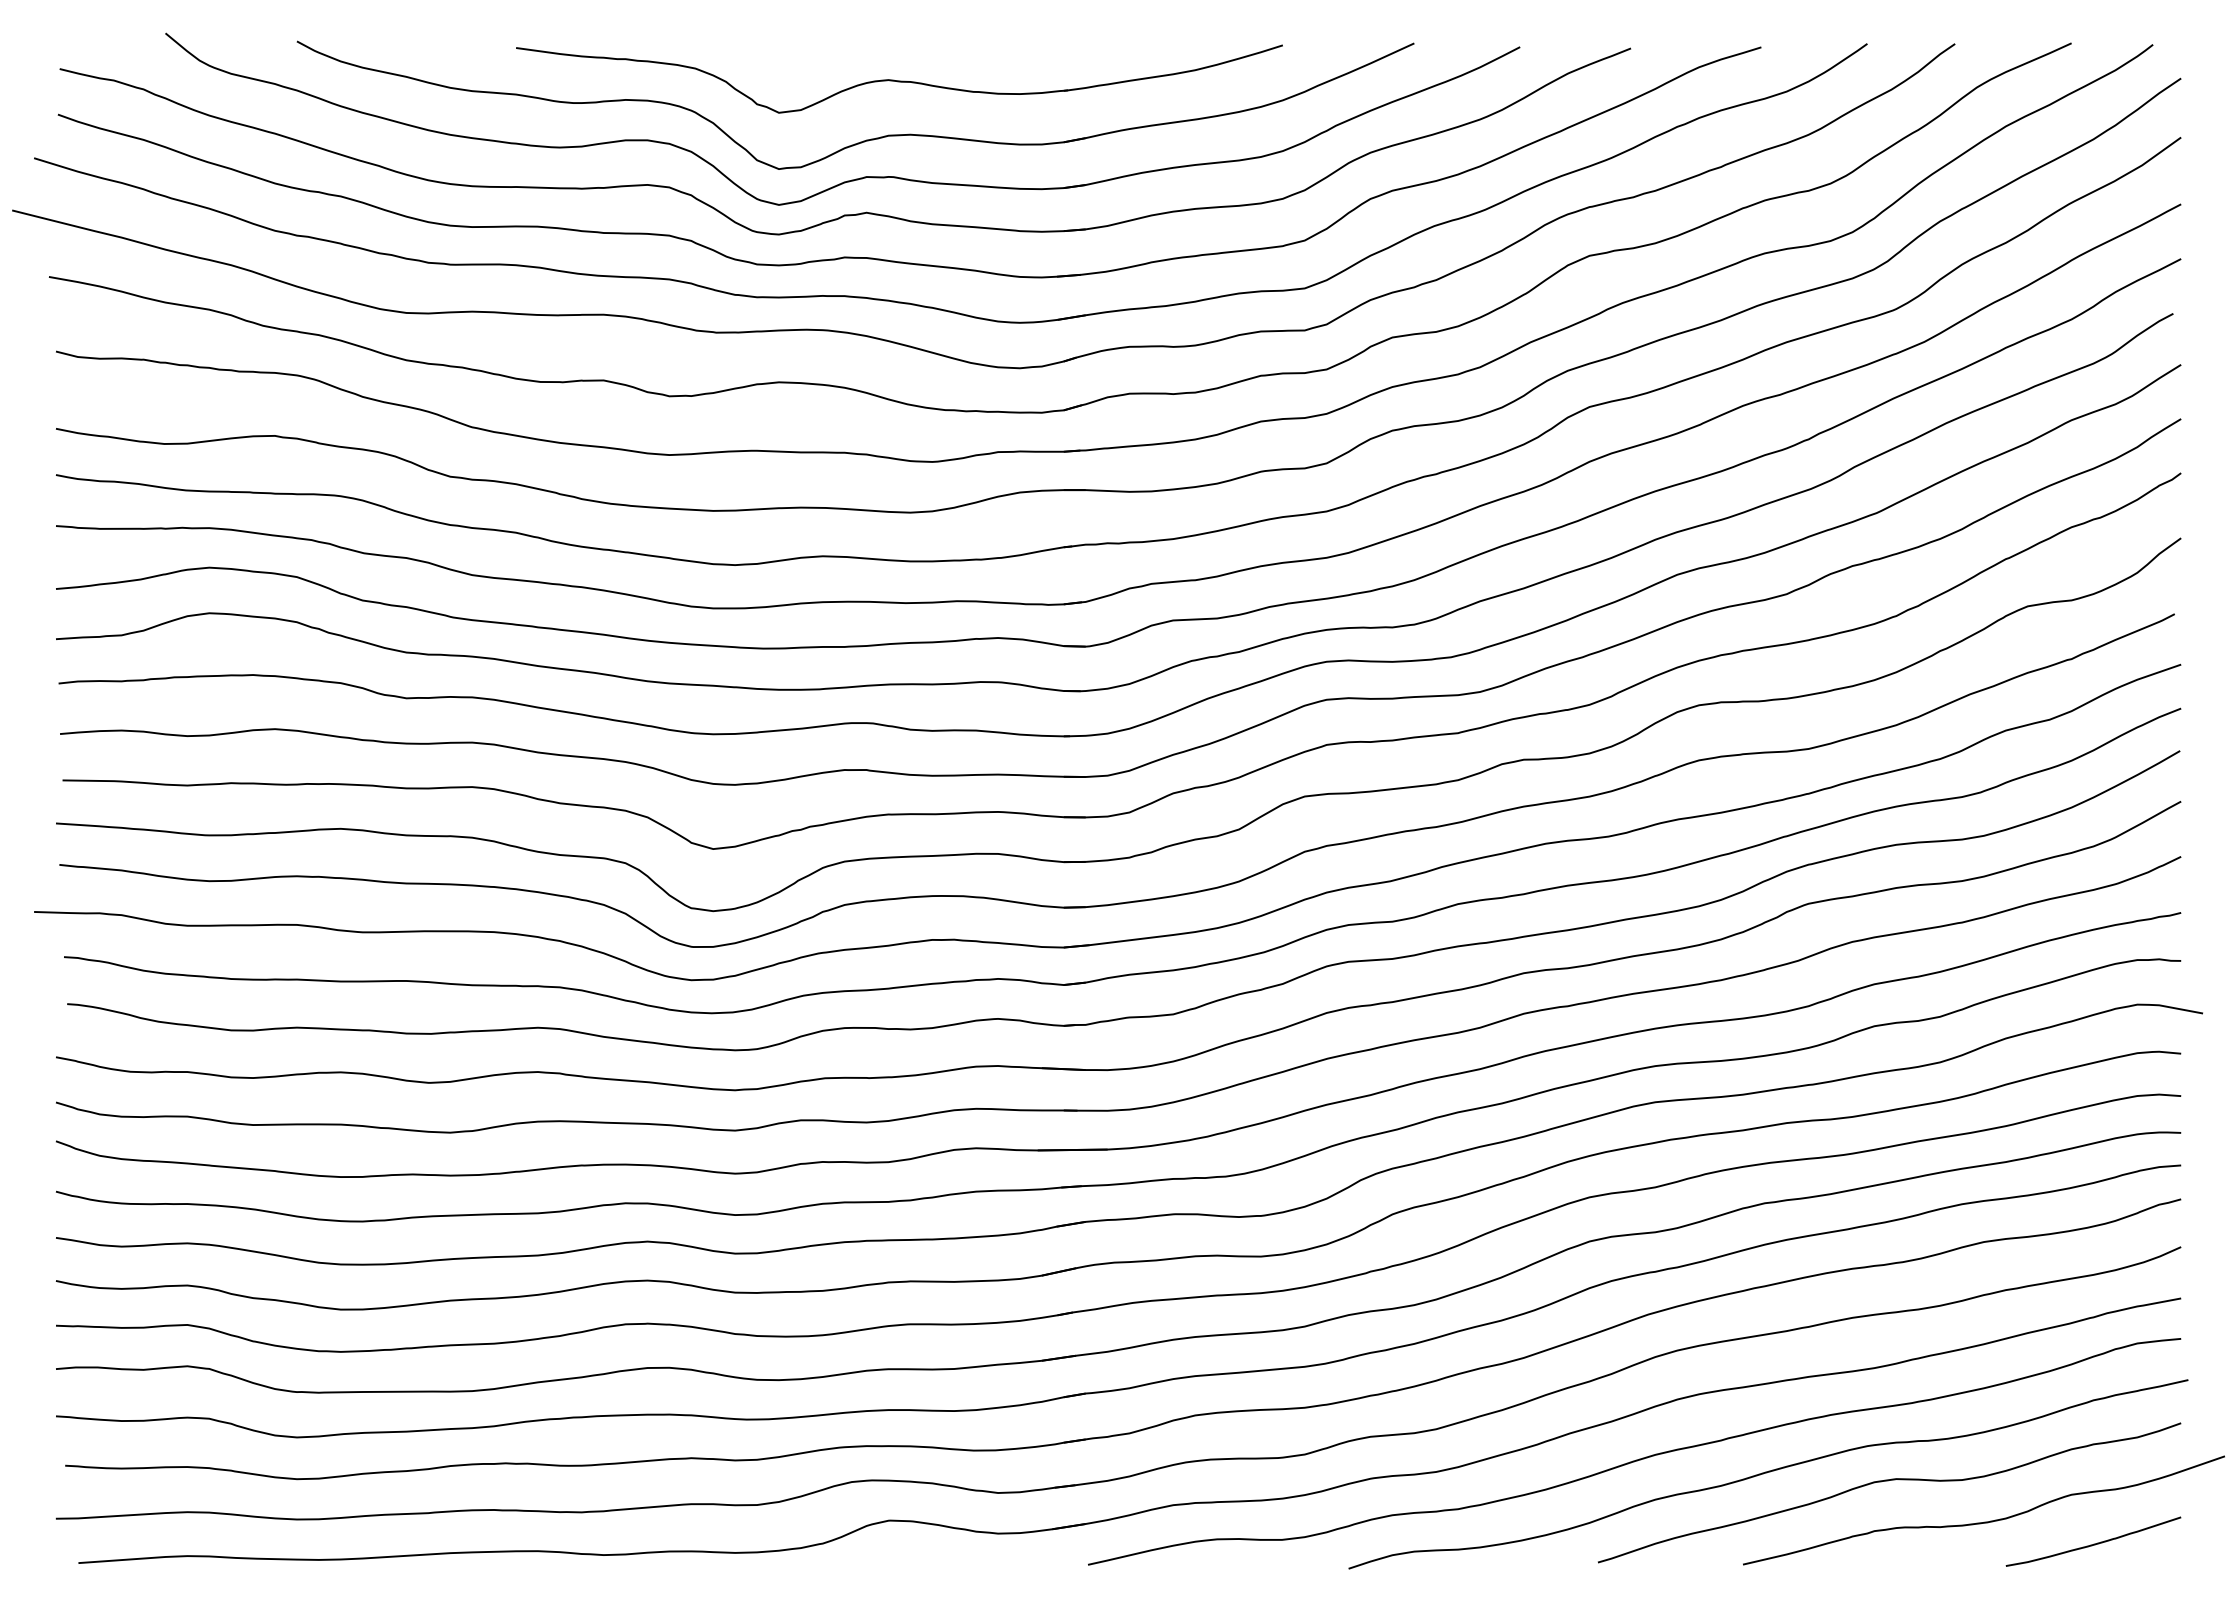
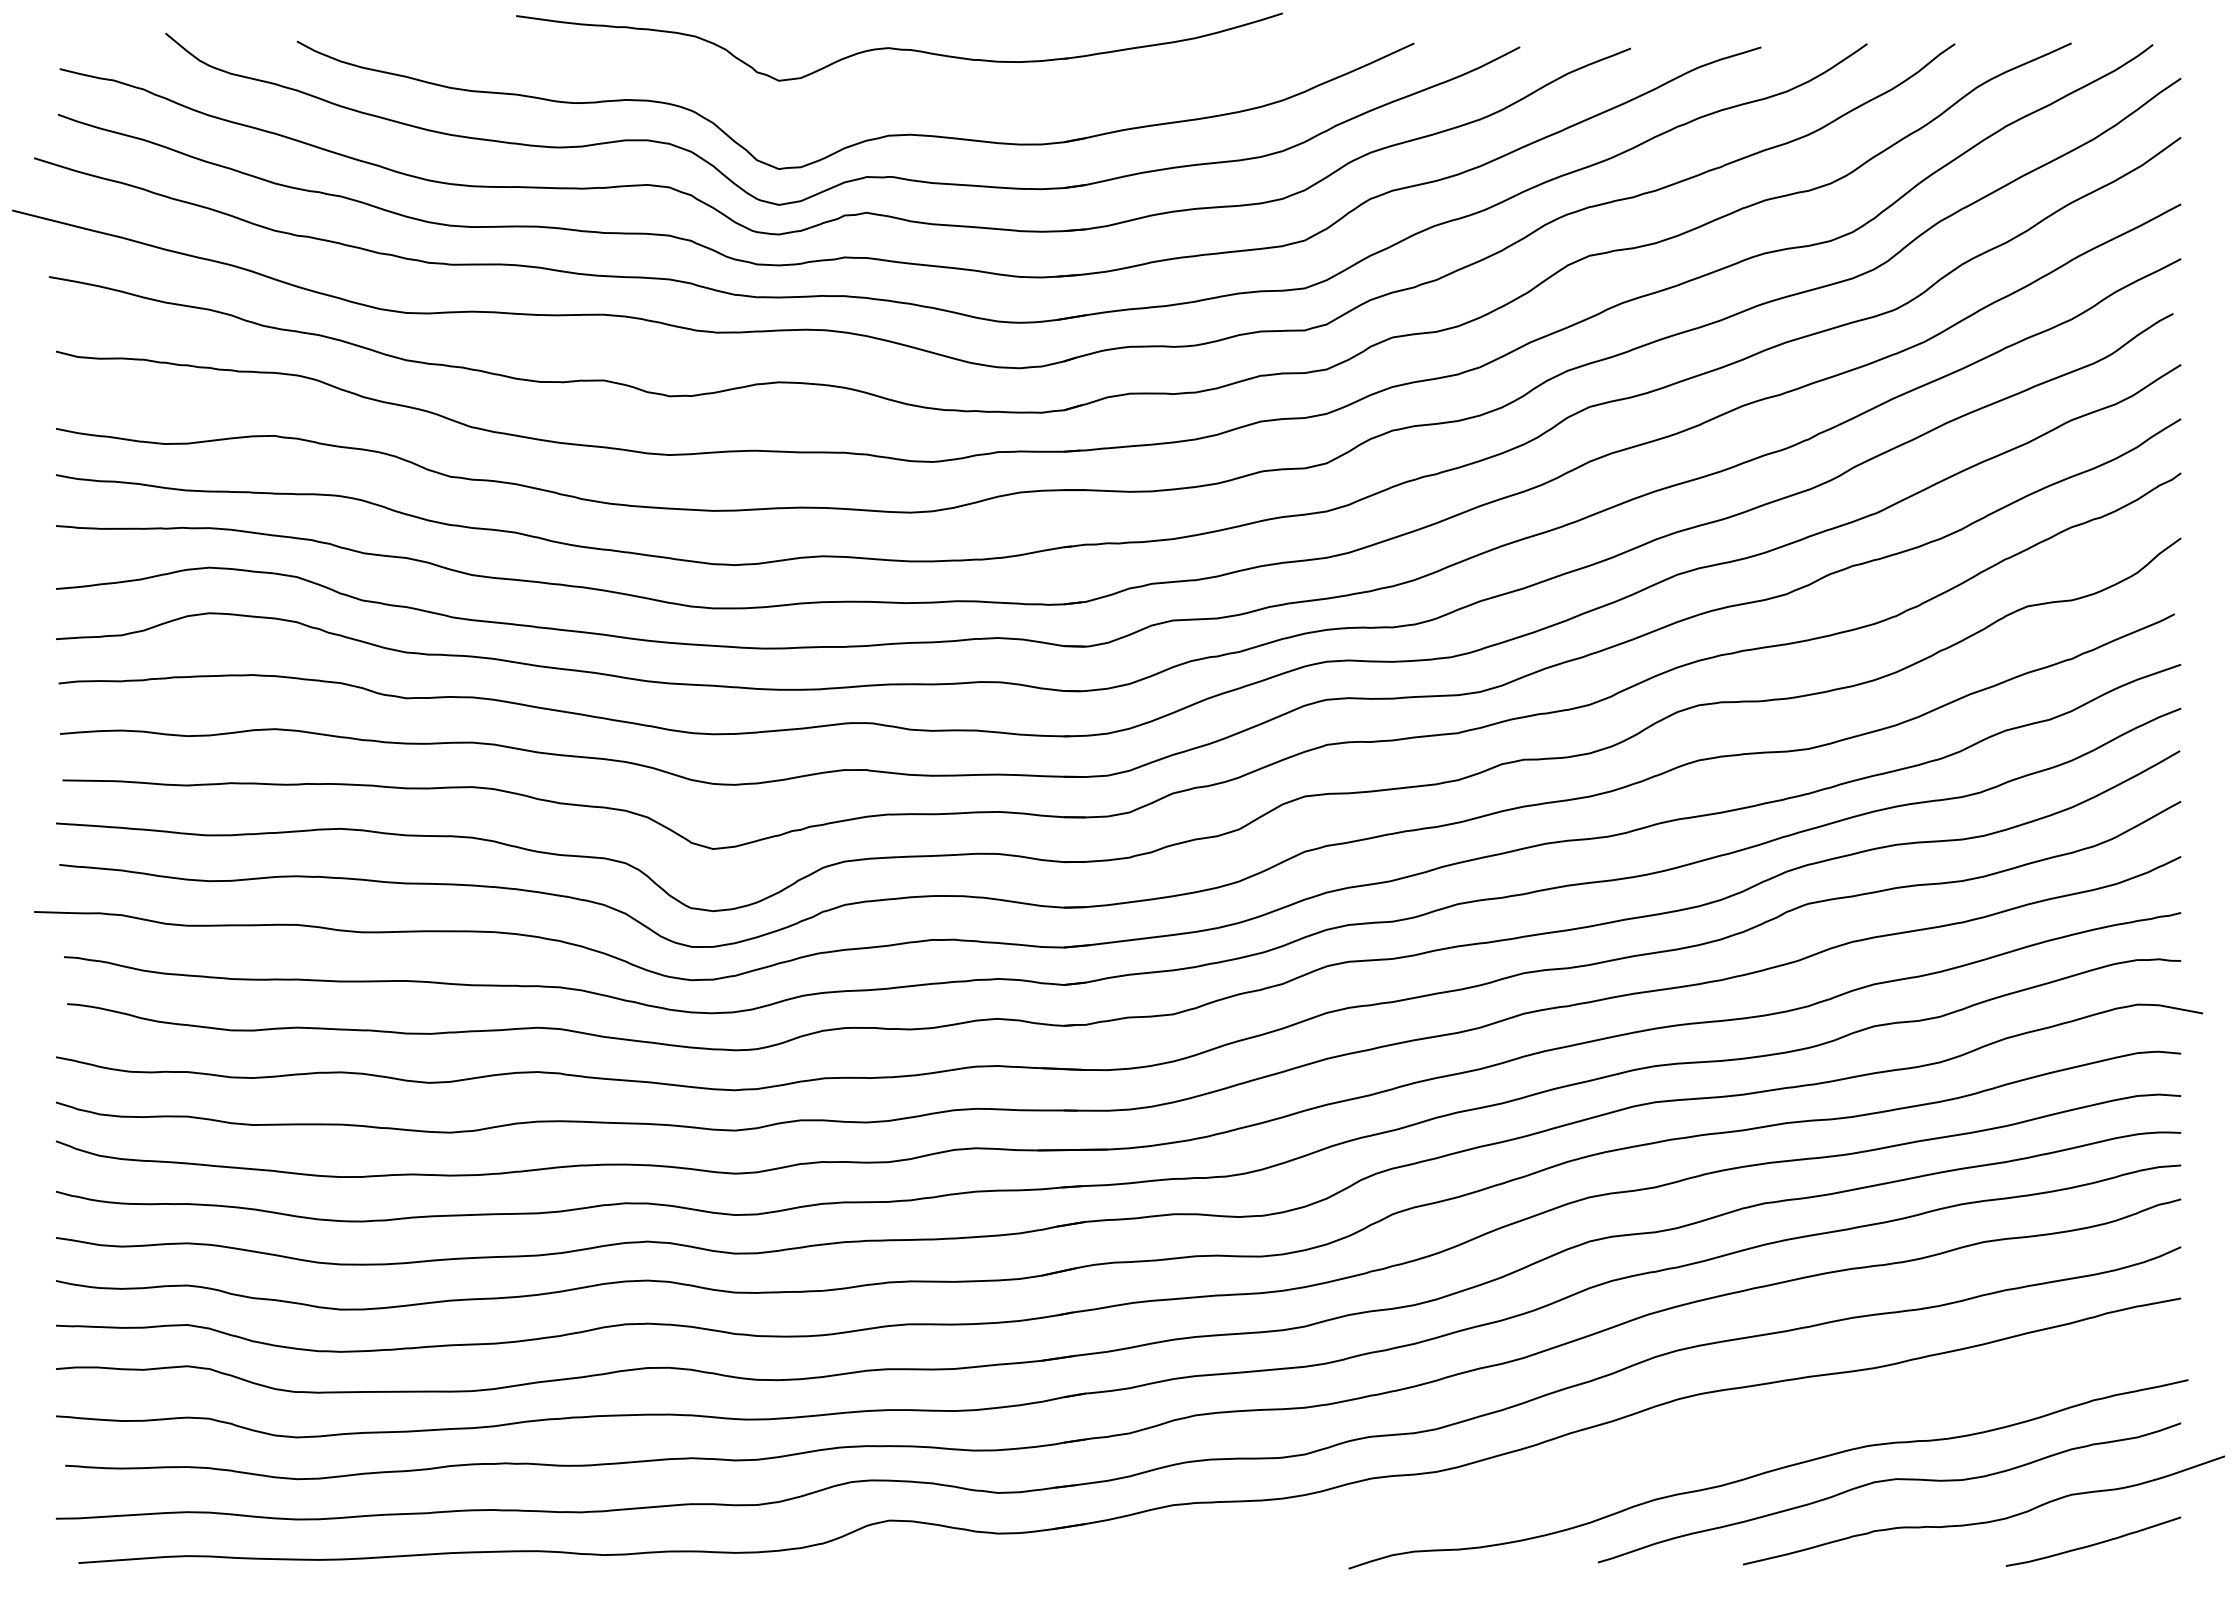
part position: (899, 78) -> (899, 46) (899, 46)
curve: present -> none (1636, 1459)
